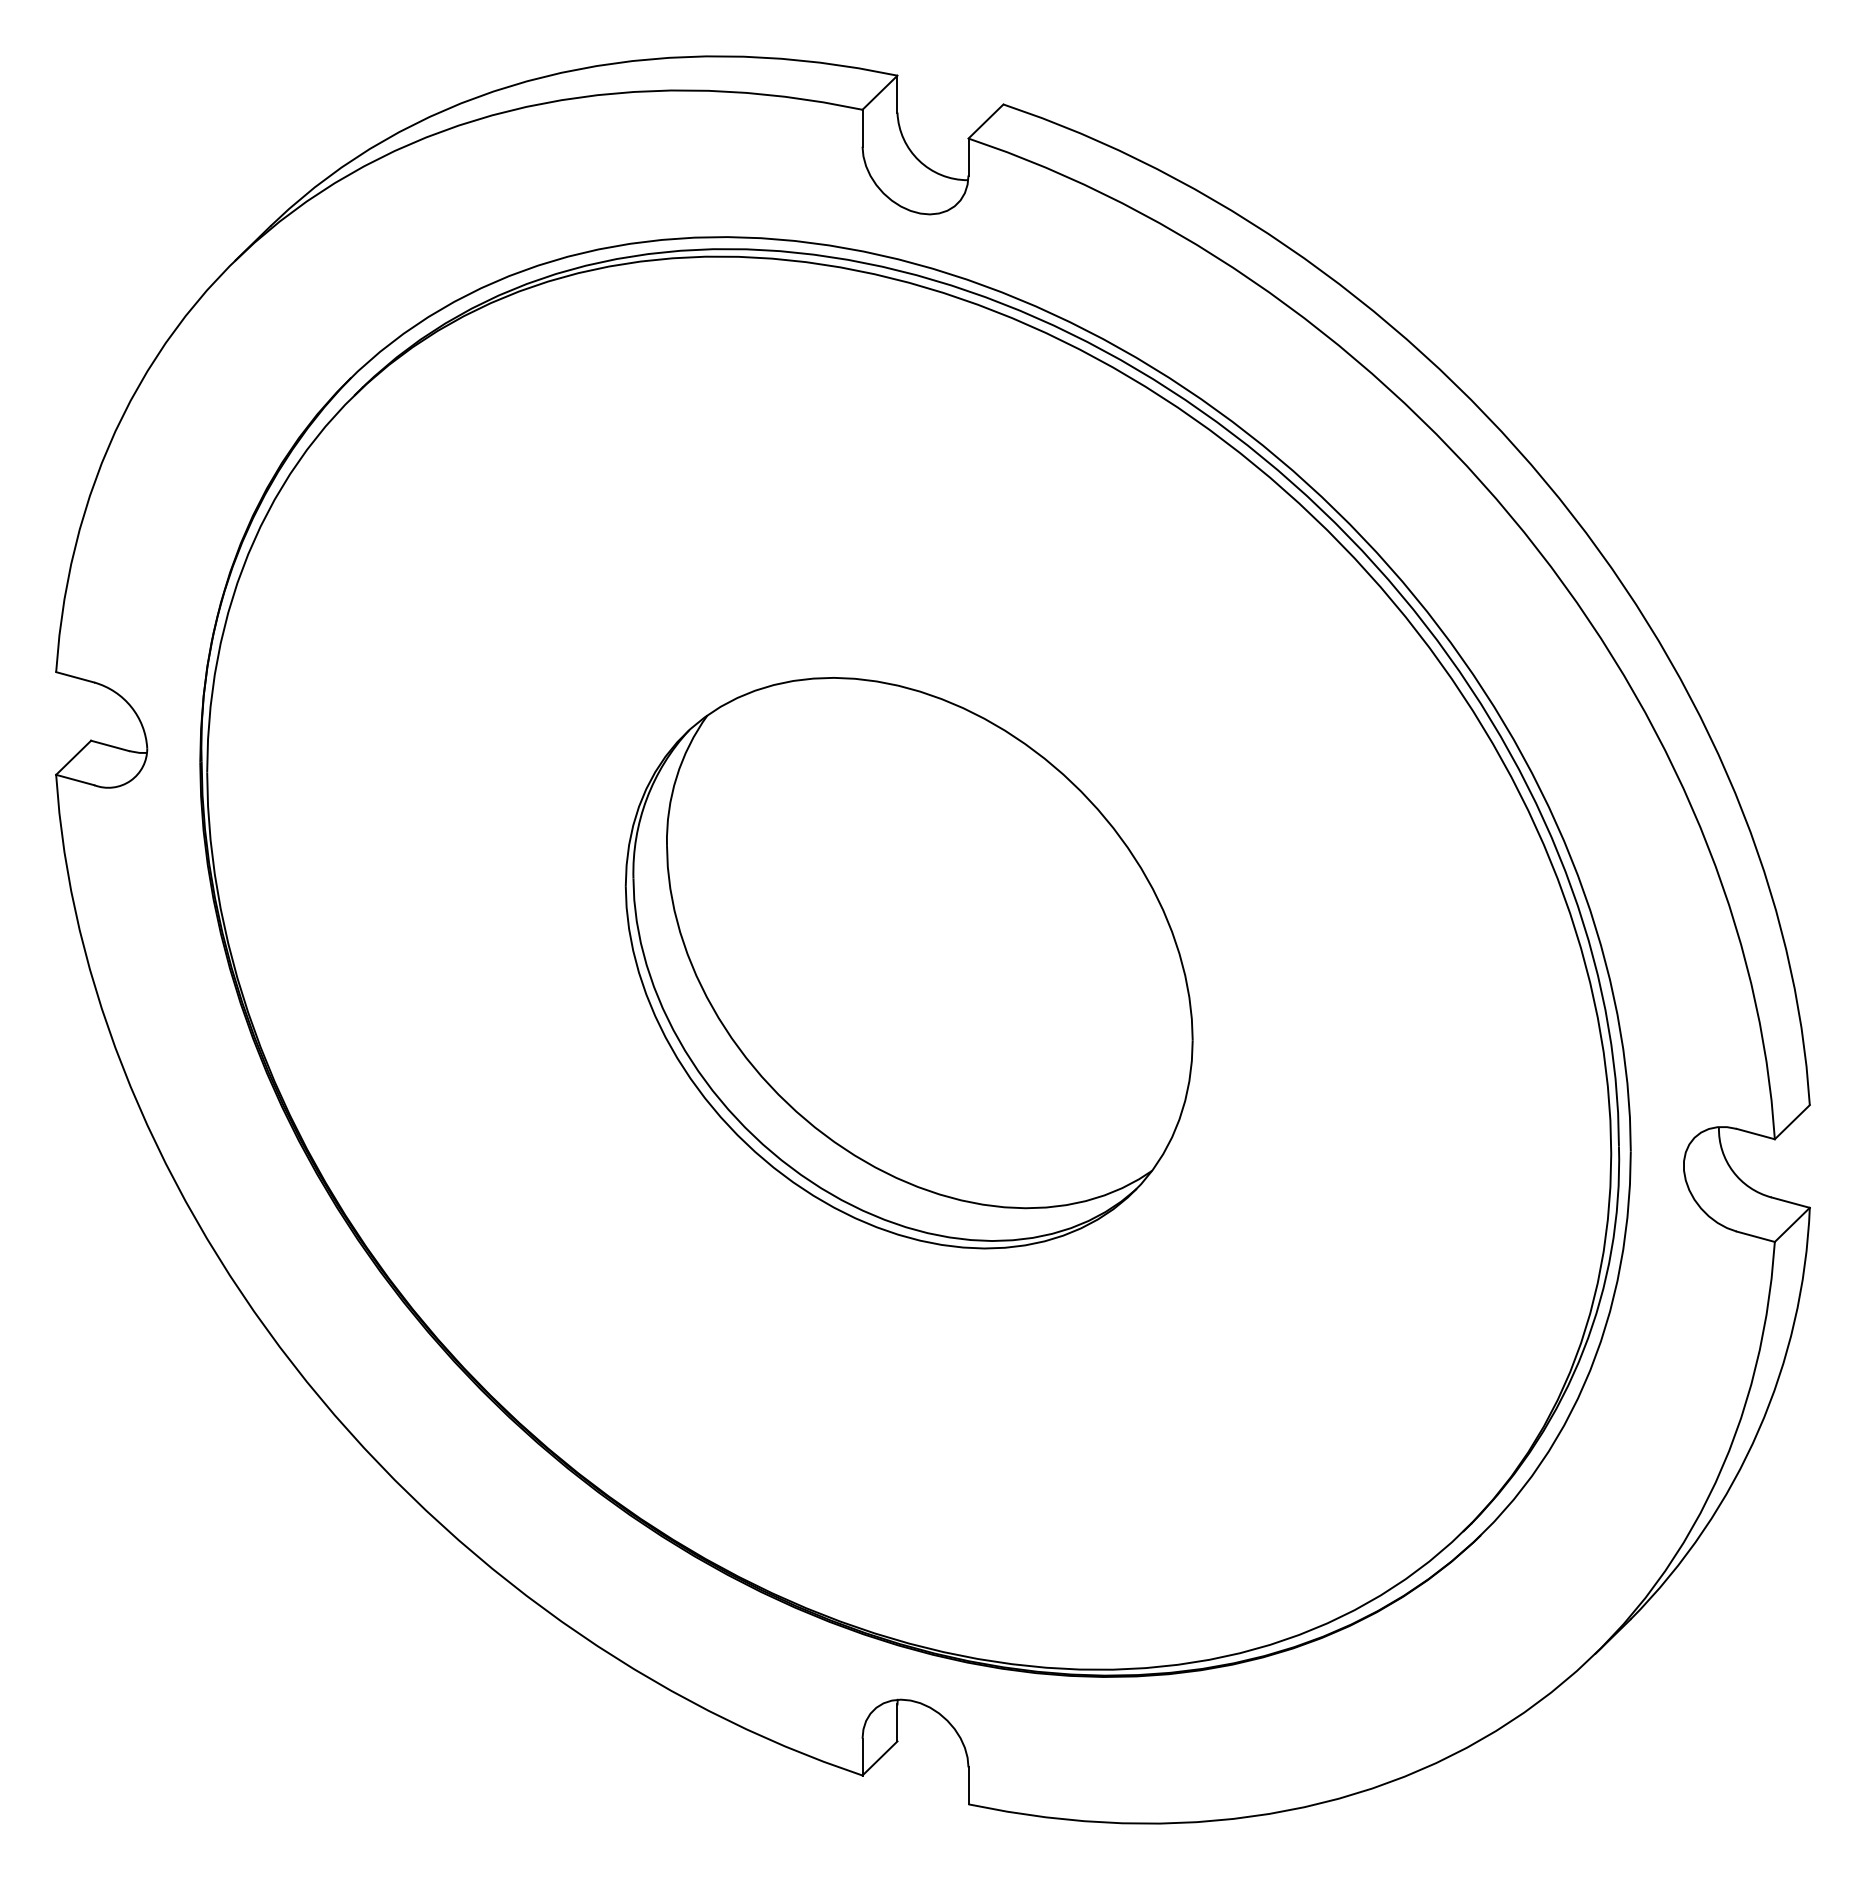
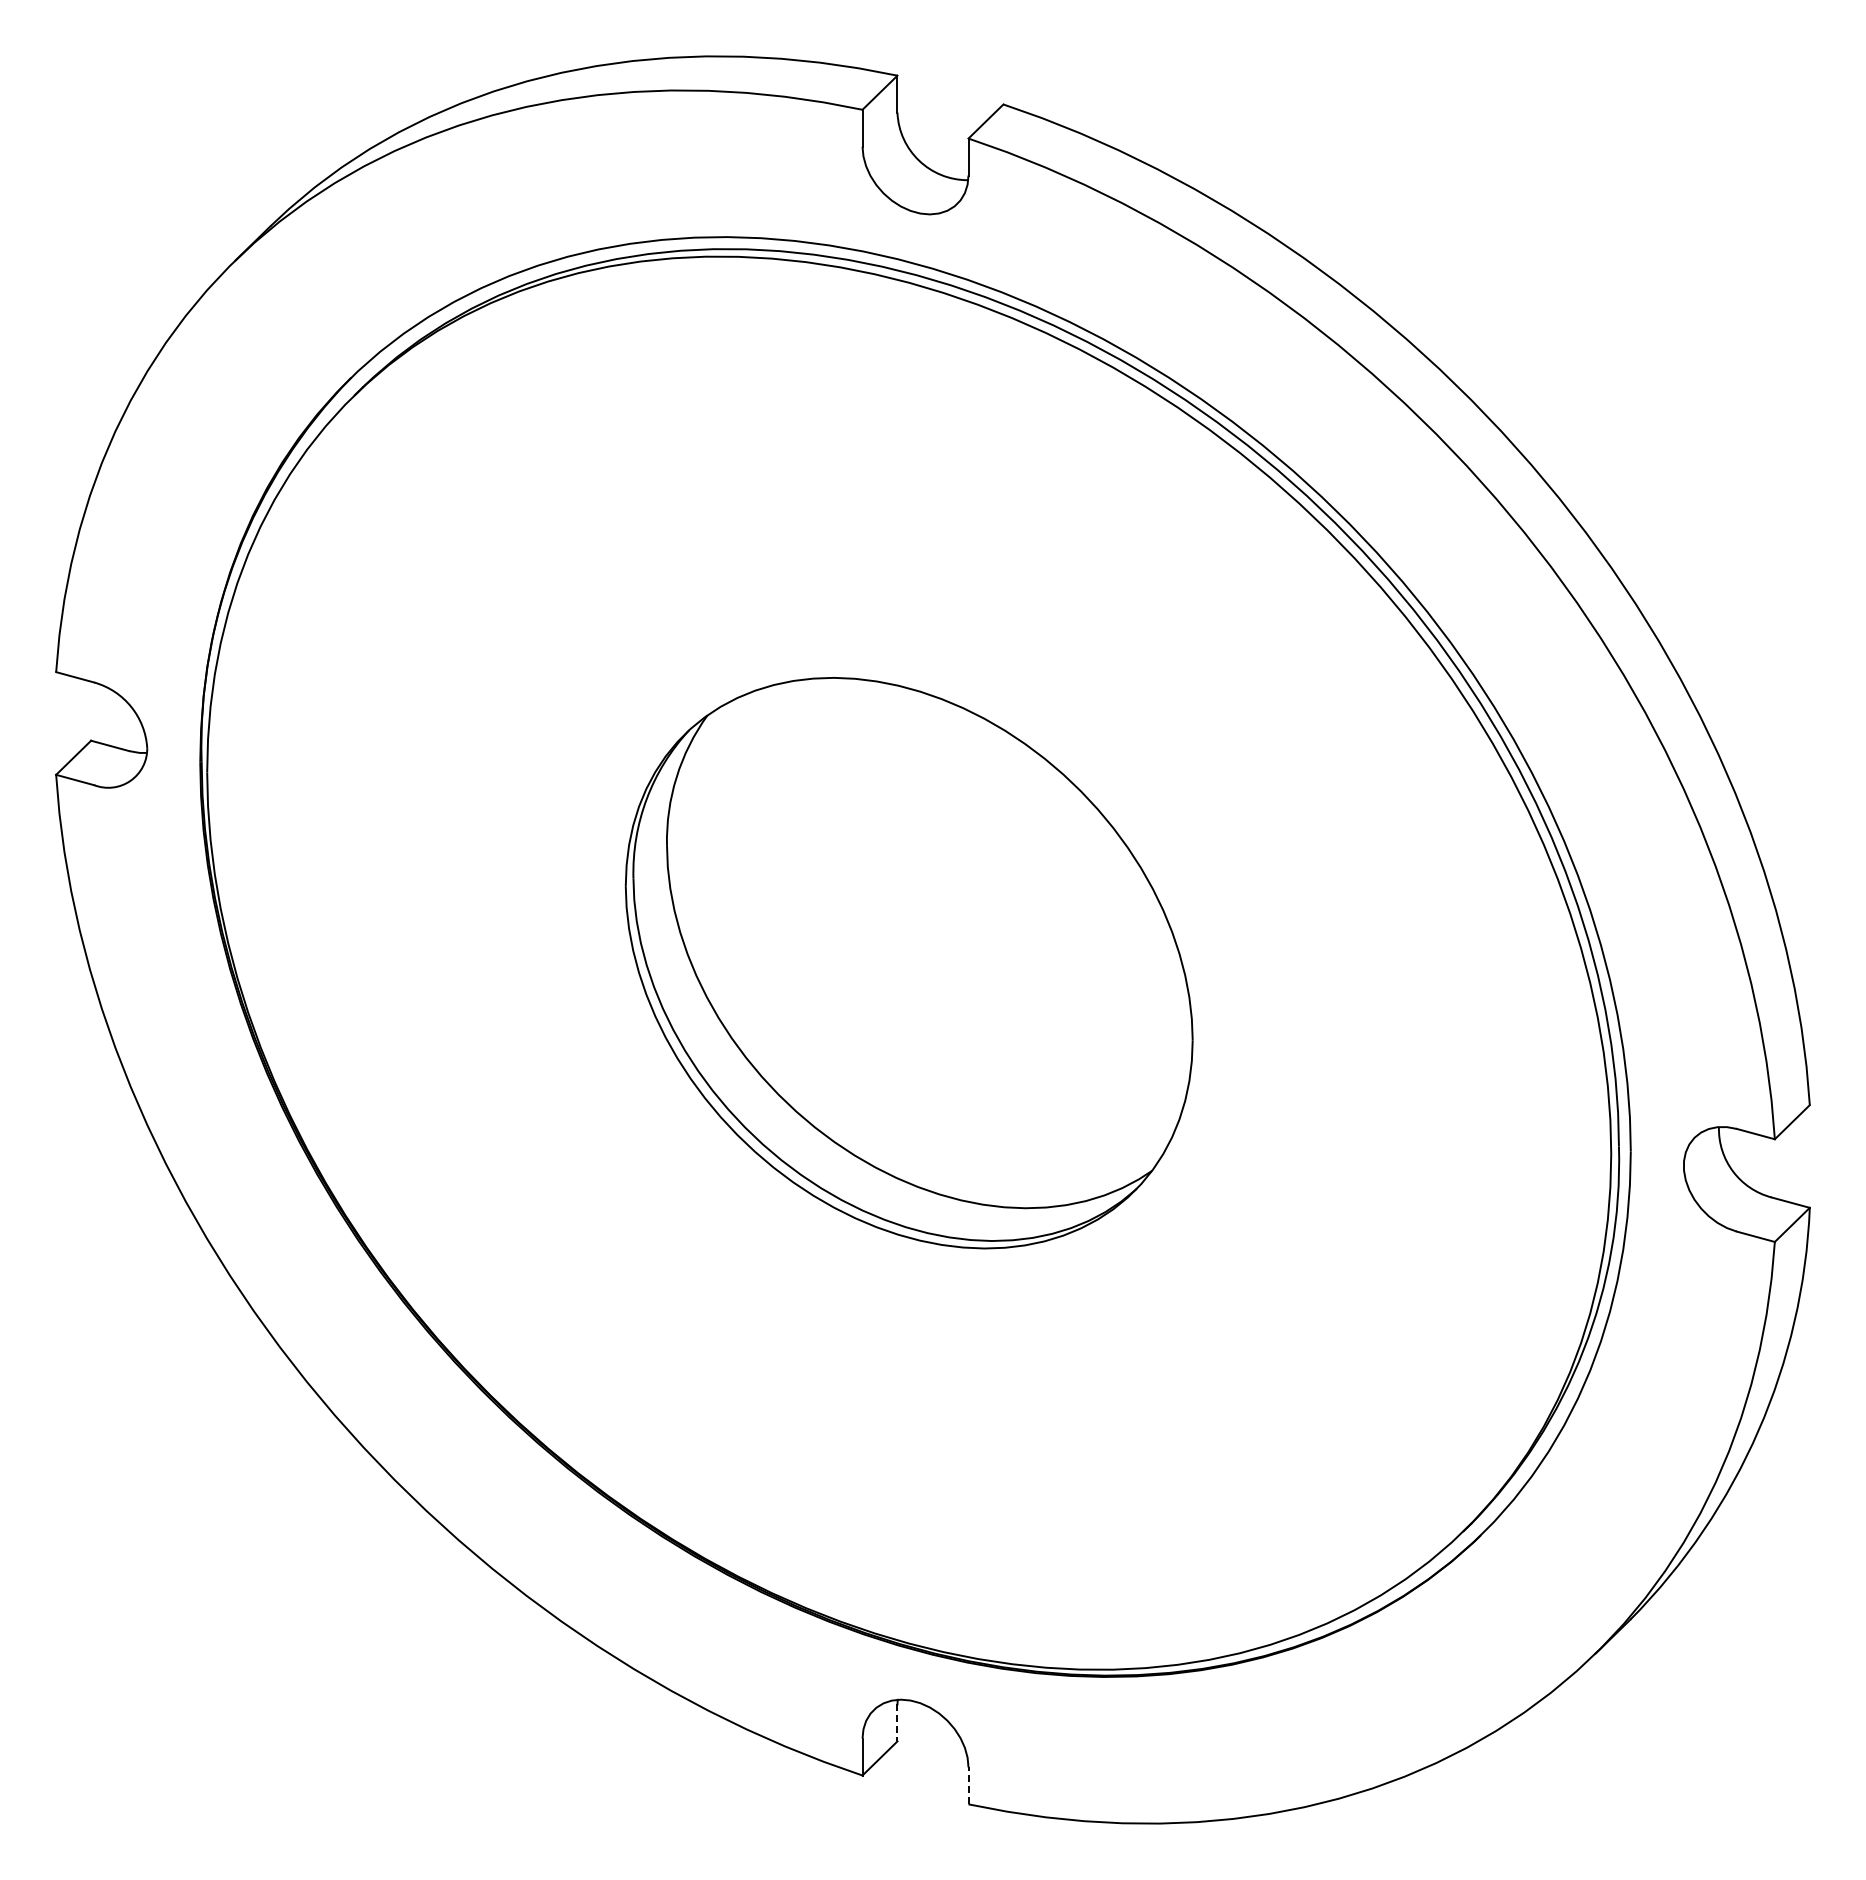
line: solid -> dashed (897, 1723)
line: solid -> dashed (968, 1785)
